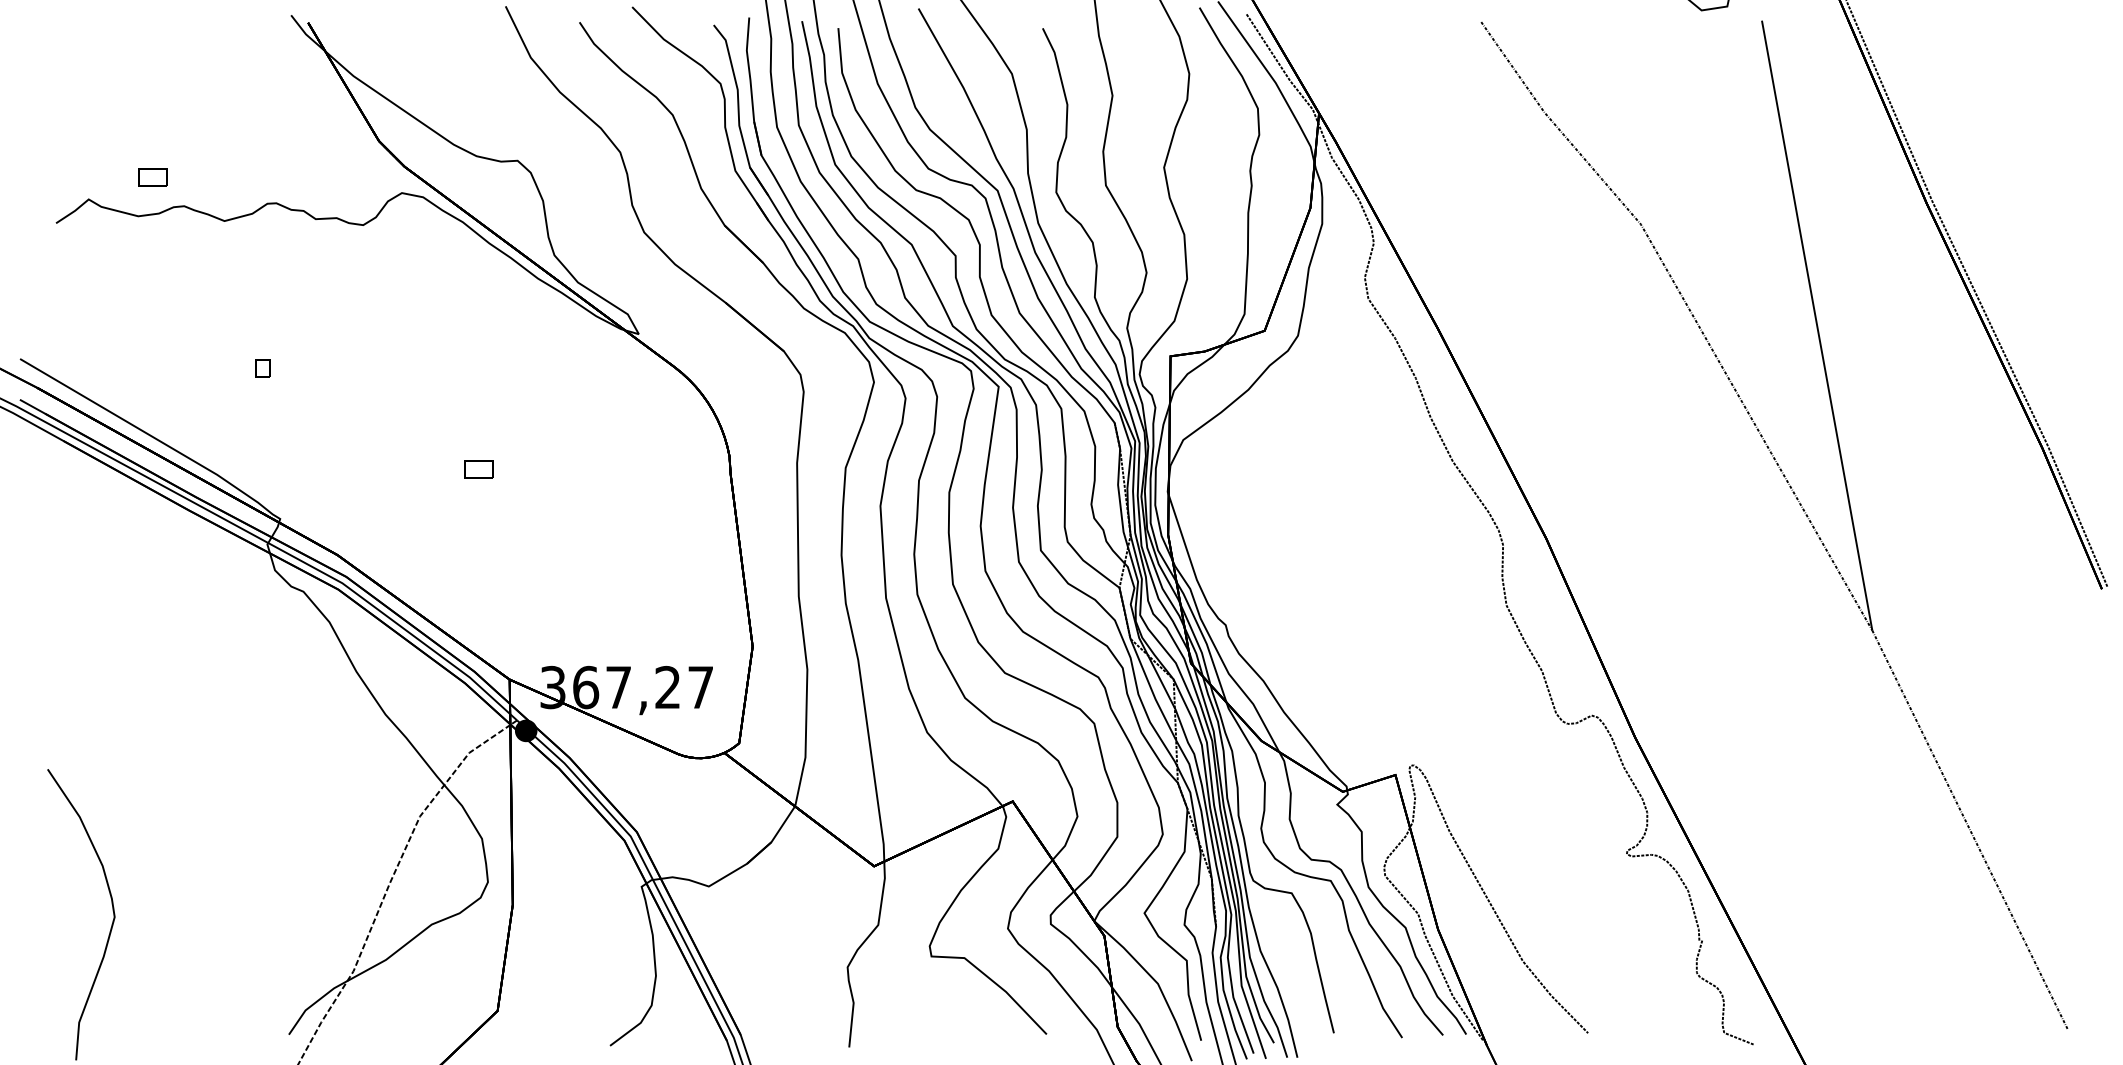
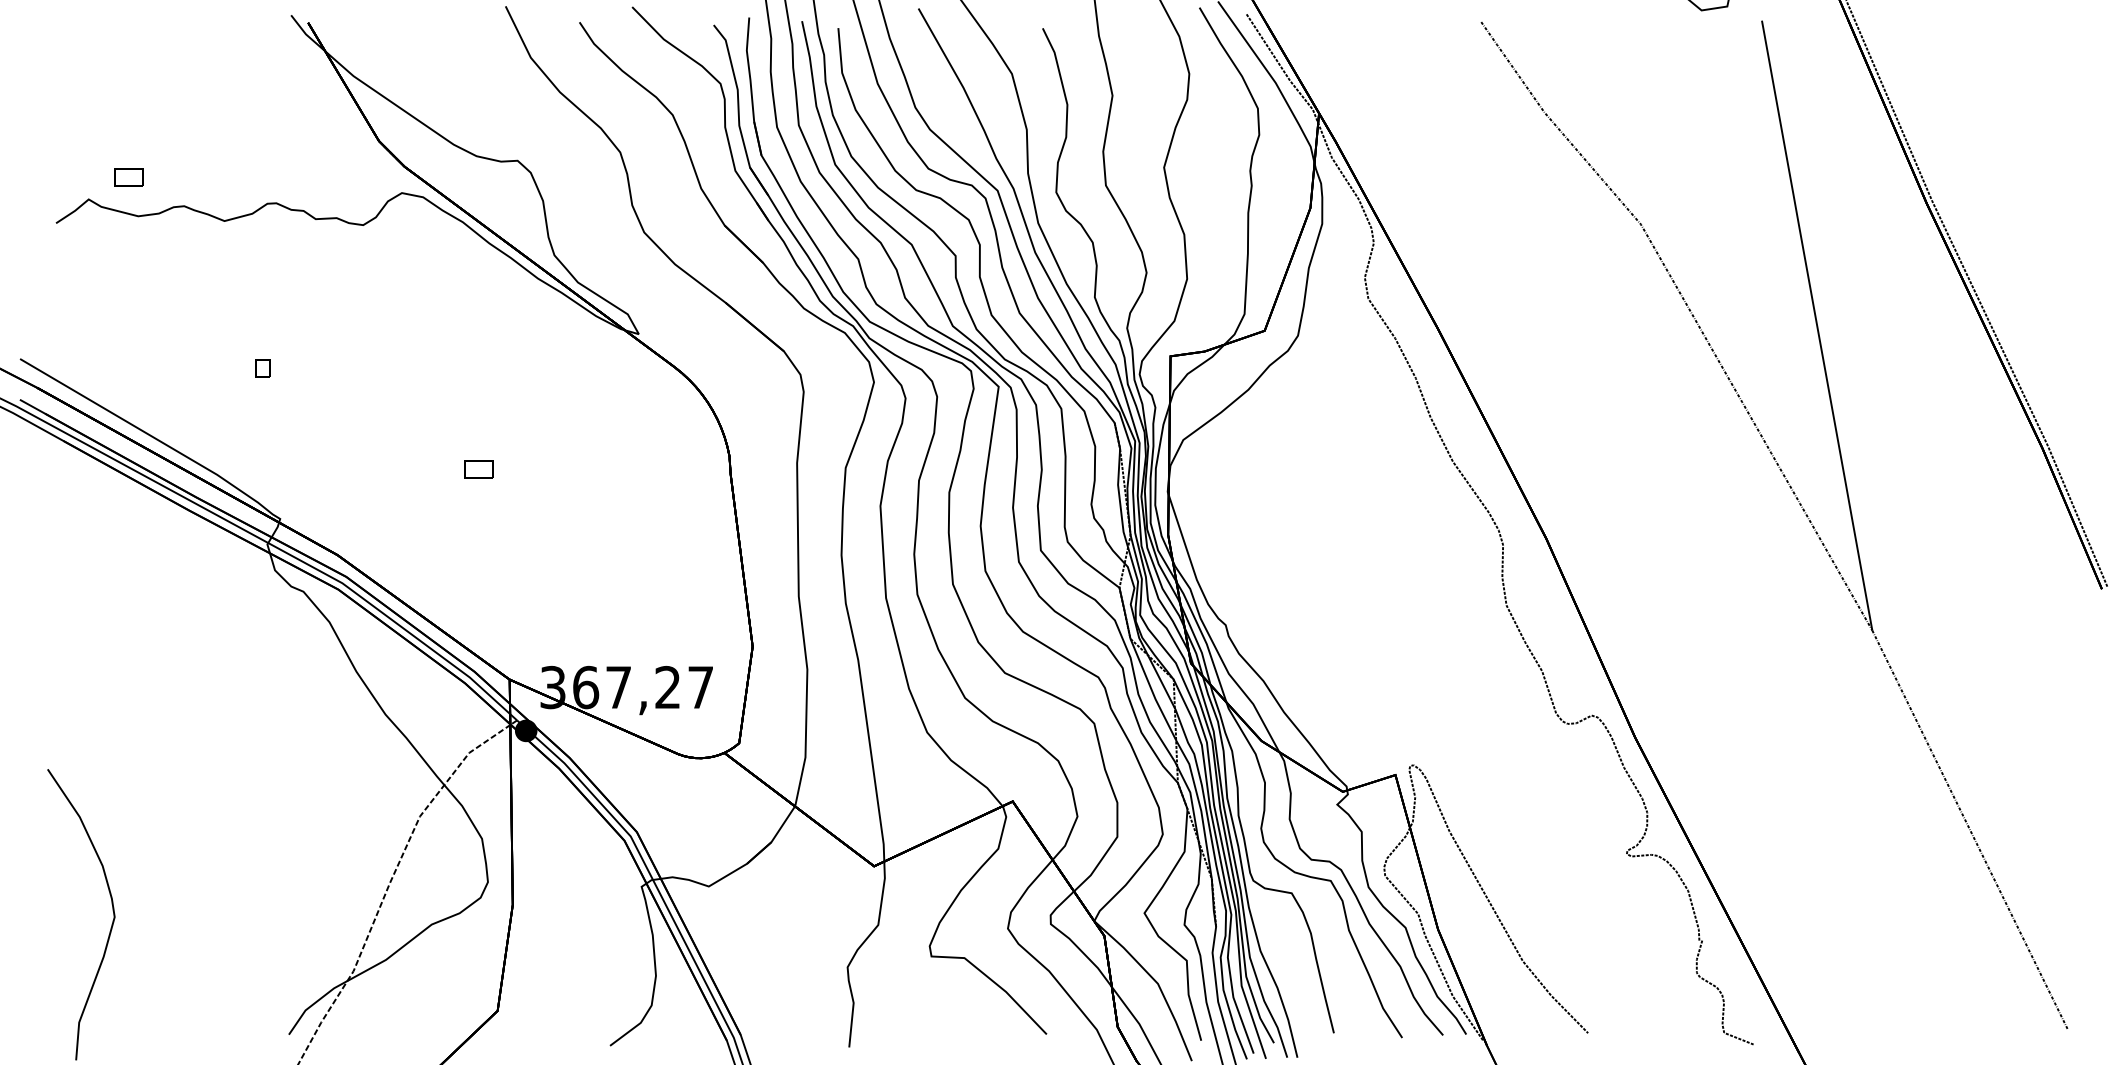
part position: (152, 177) -> (128, 177) (128, 177)
